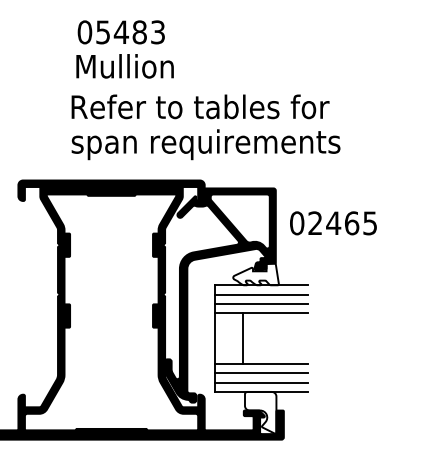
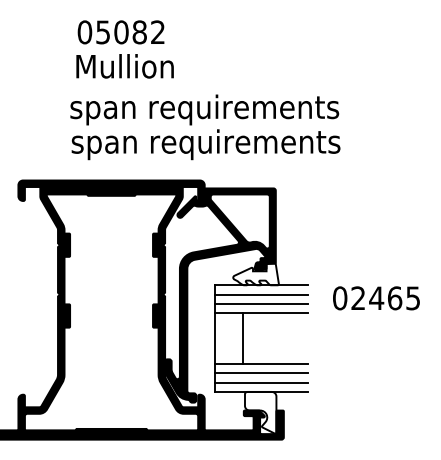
text: 05483 -> 05082 (138, 32)
text: Refer to tables for -> span requirements (204, 109)
text position: (333, 223) -> (376, 298) (376, 298)
